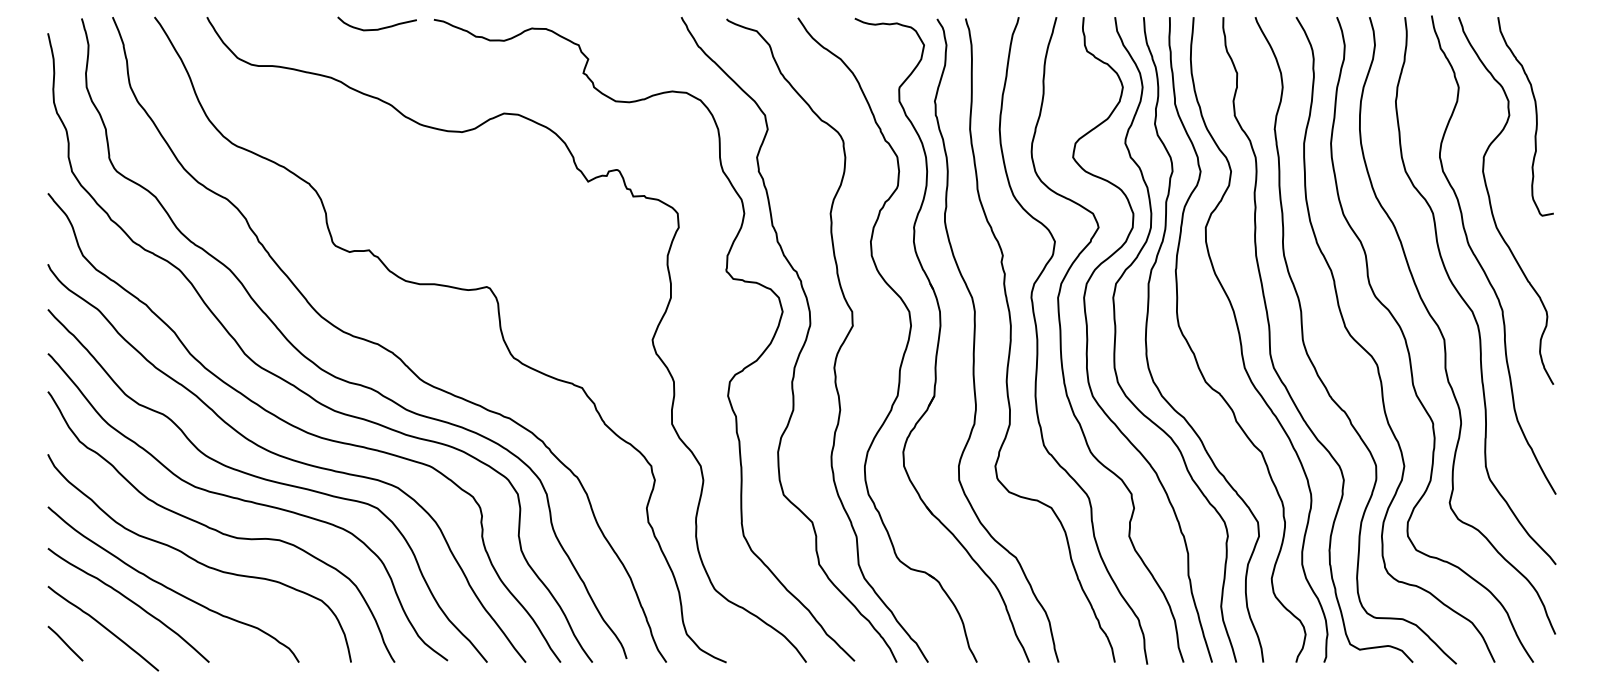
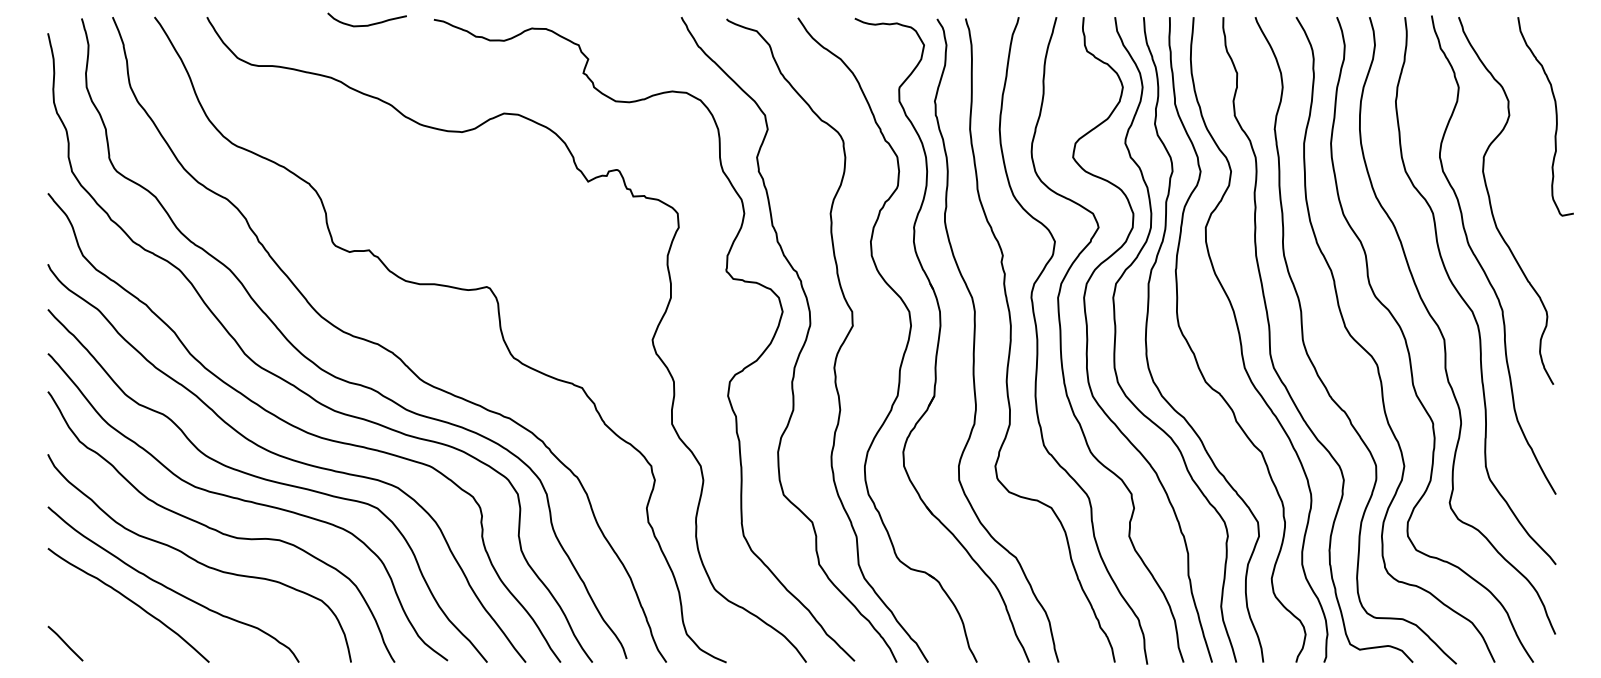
curve position: (376, 28) -> (366, 24) (366, 24)
curve position: (1535, 116) -> (1555, 116) (1555, 116)
curve: present -> none (103, 627)
